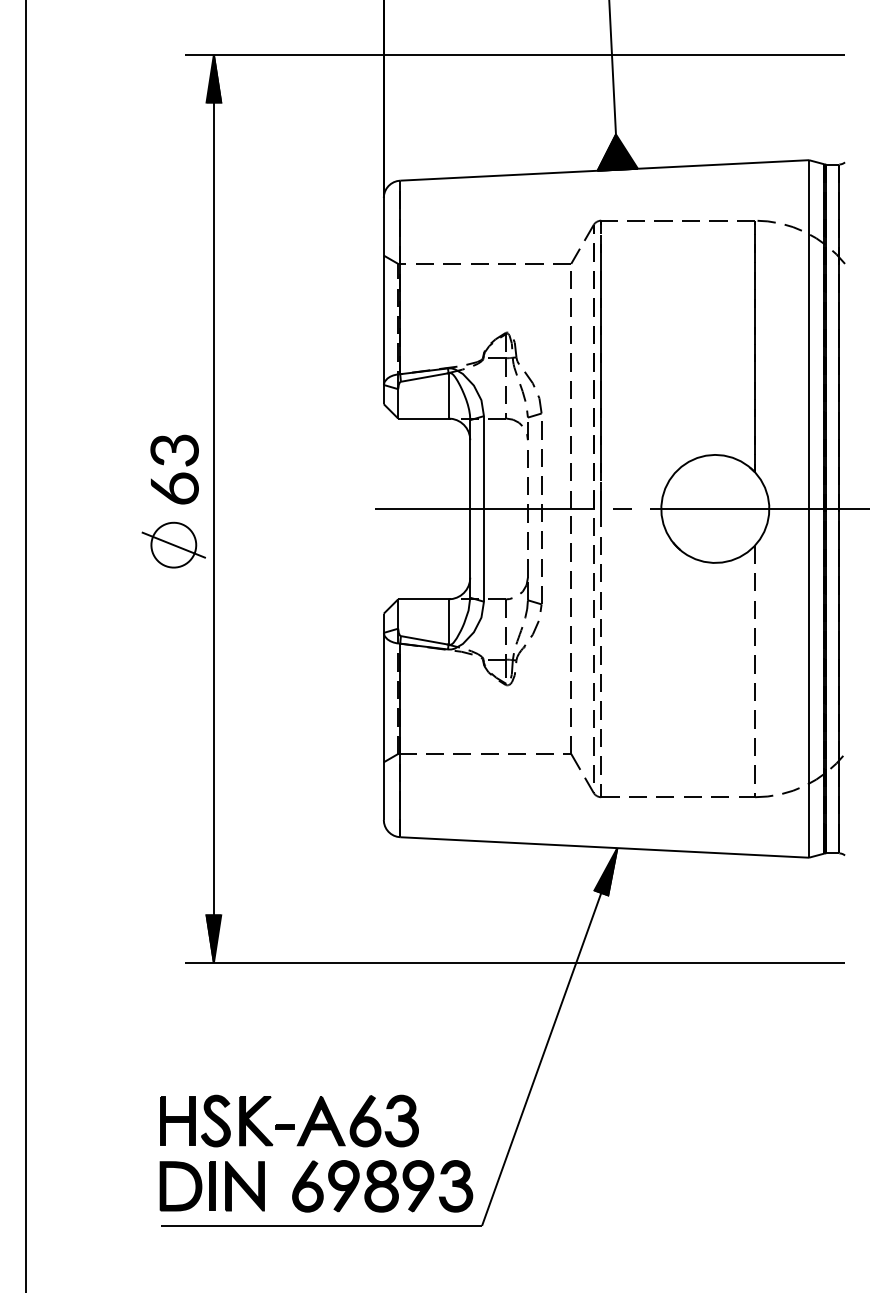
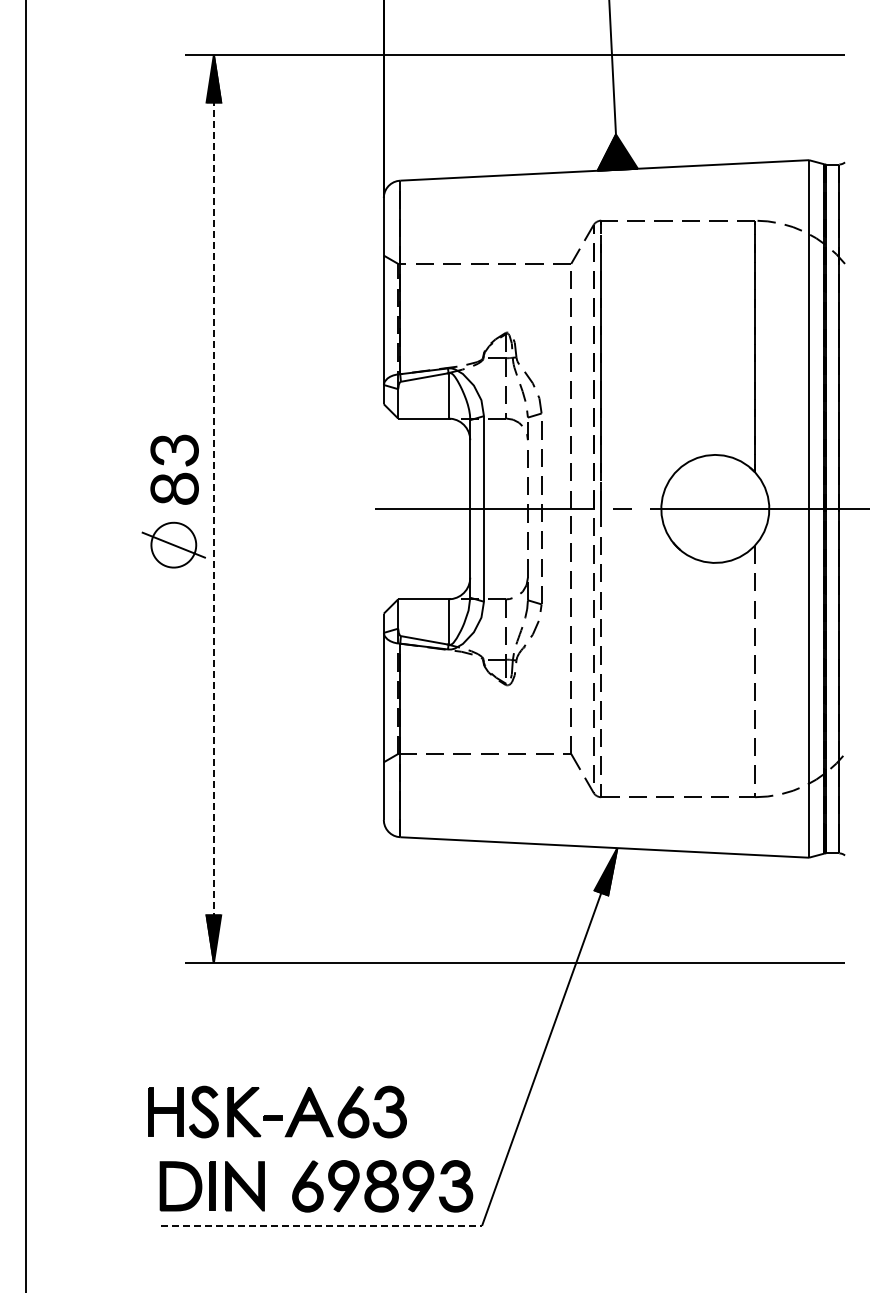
text: 63 -> 83 (174, 488)
line: solid -> dashed (213, 509)
part position: (289, 1120) -> (277, 1111) (277, 1111)
line: solid -> dashed (321, 1225)
